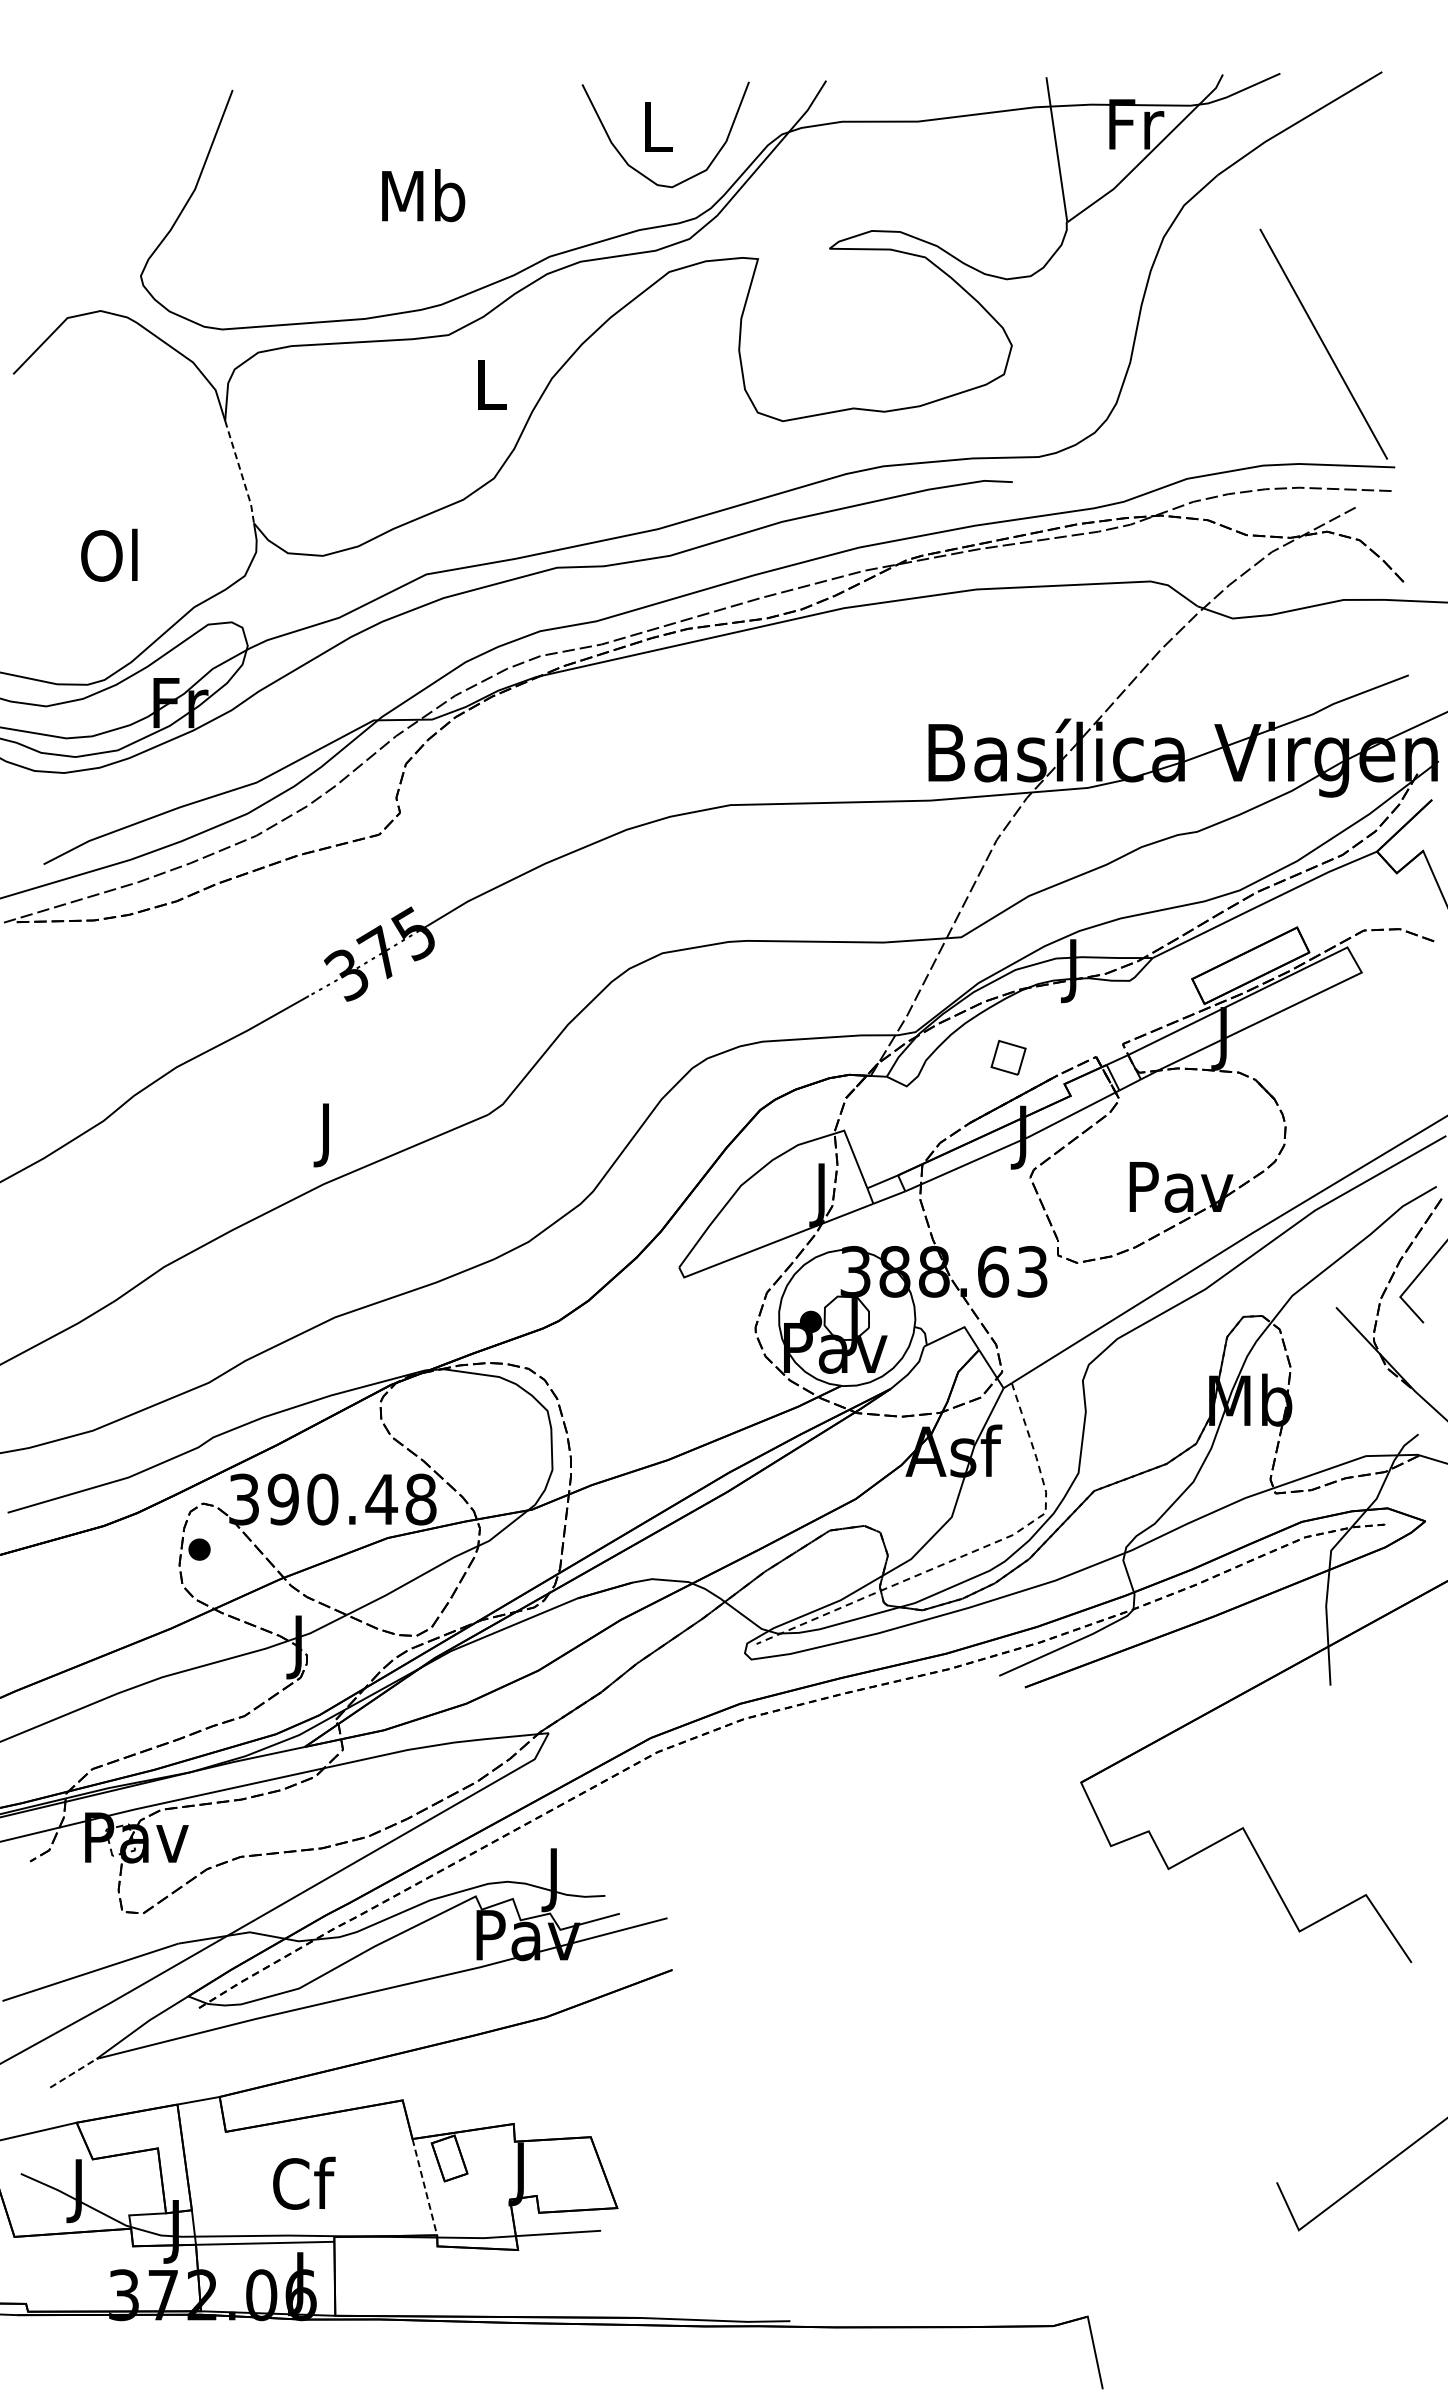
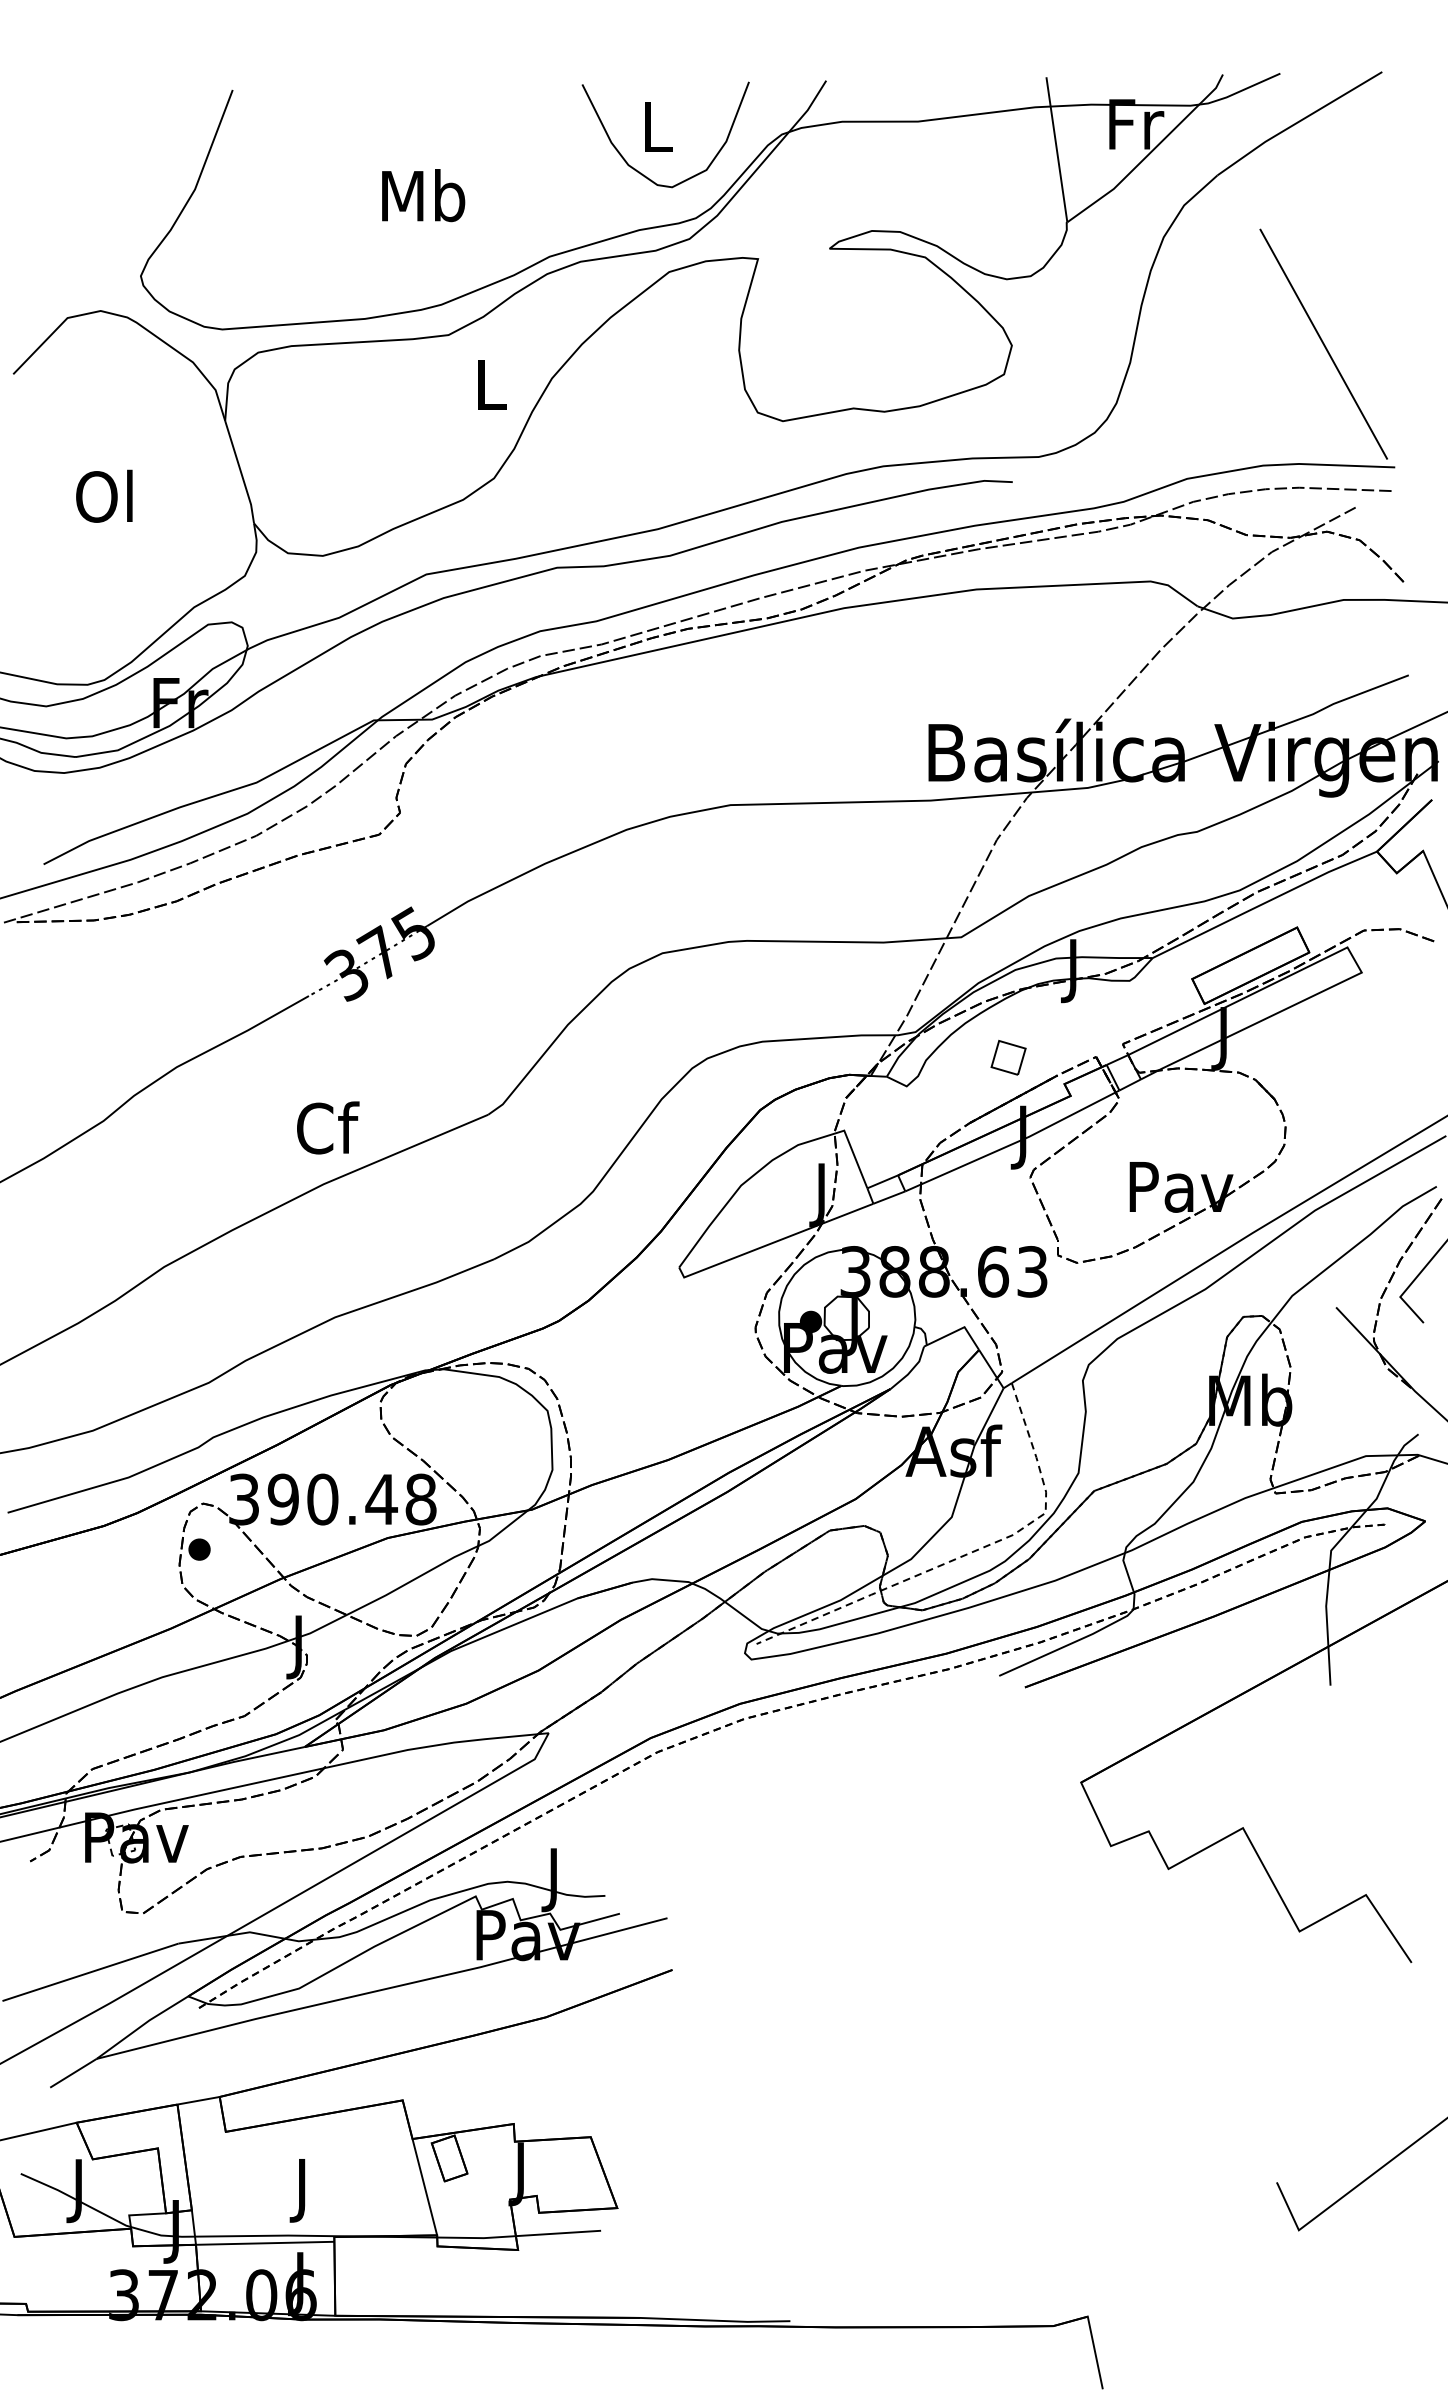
line: dashed -> solid (241, 472)
text position: (109, 554) -> (104, 495) (104, 495)
text: J -> Cf (328, 1134)
line: dashed -> solid (73, 2073)
line: dashed -> solid (424, 2187)
text: Cf -> J (304, 2189)
